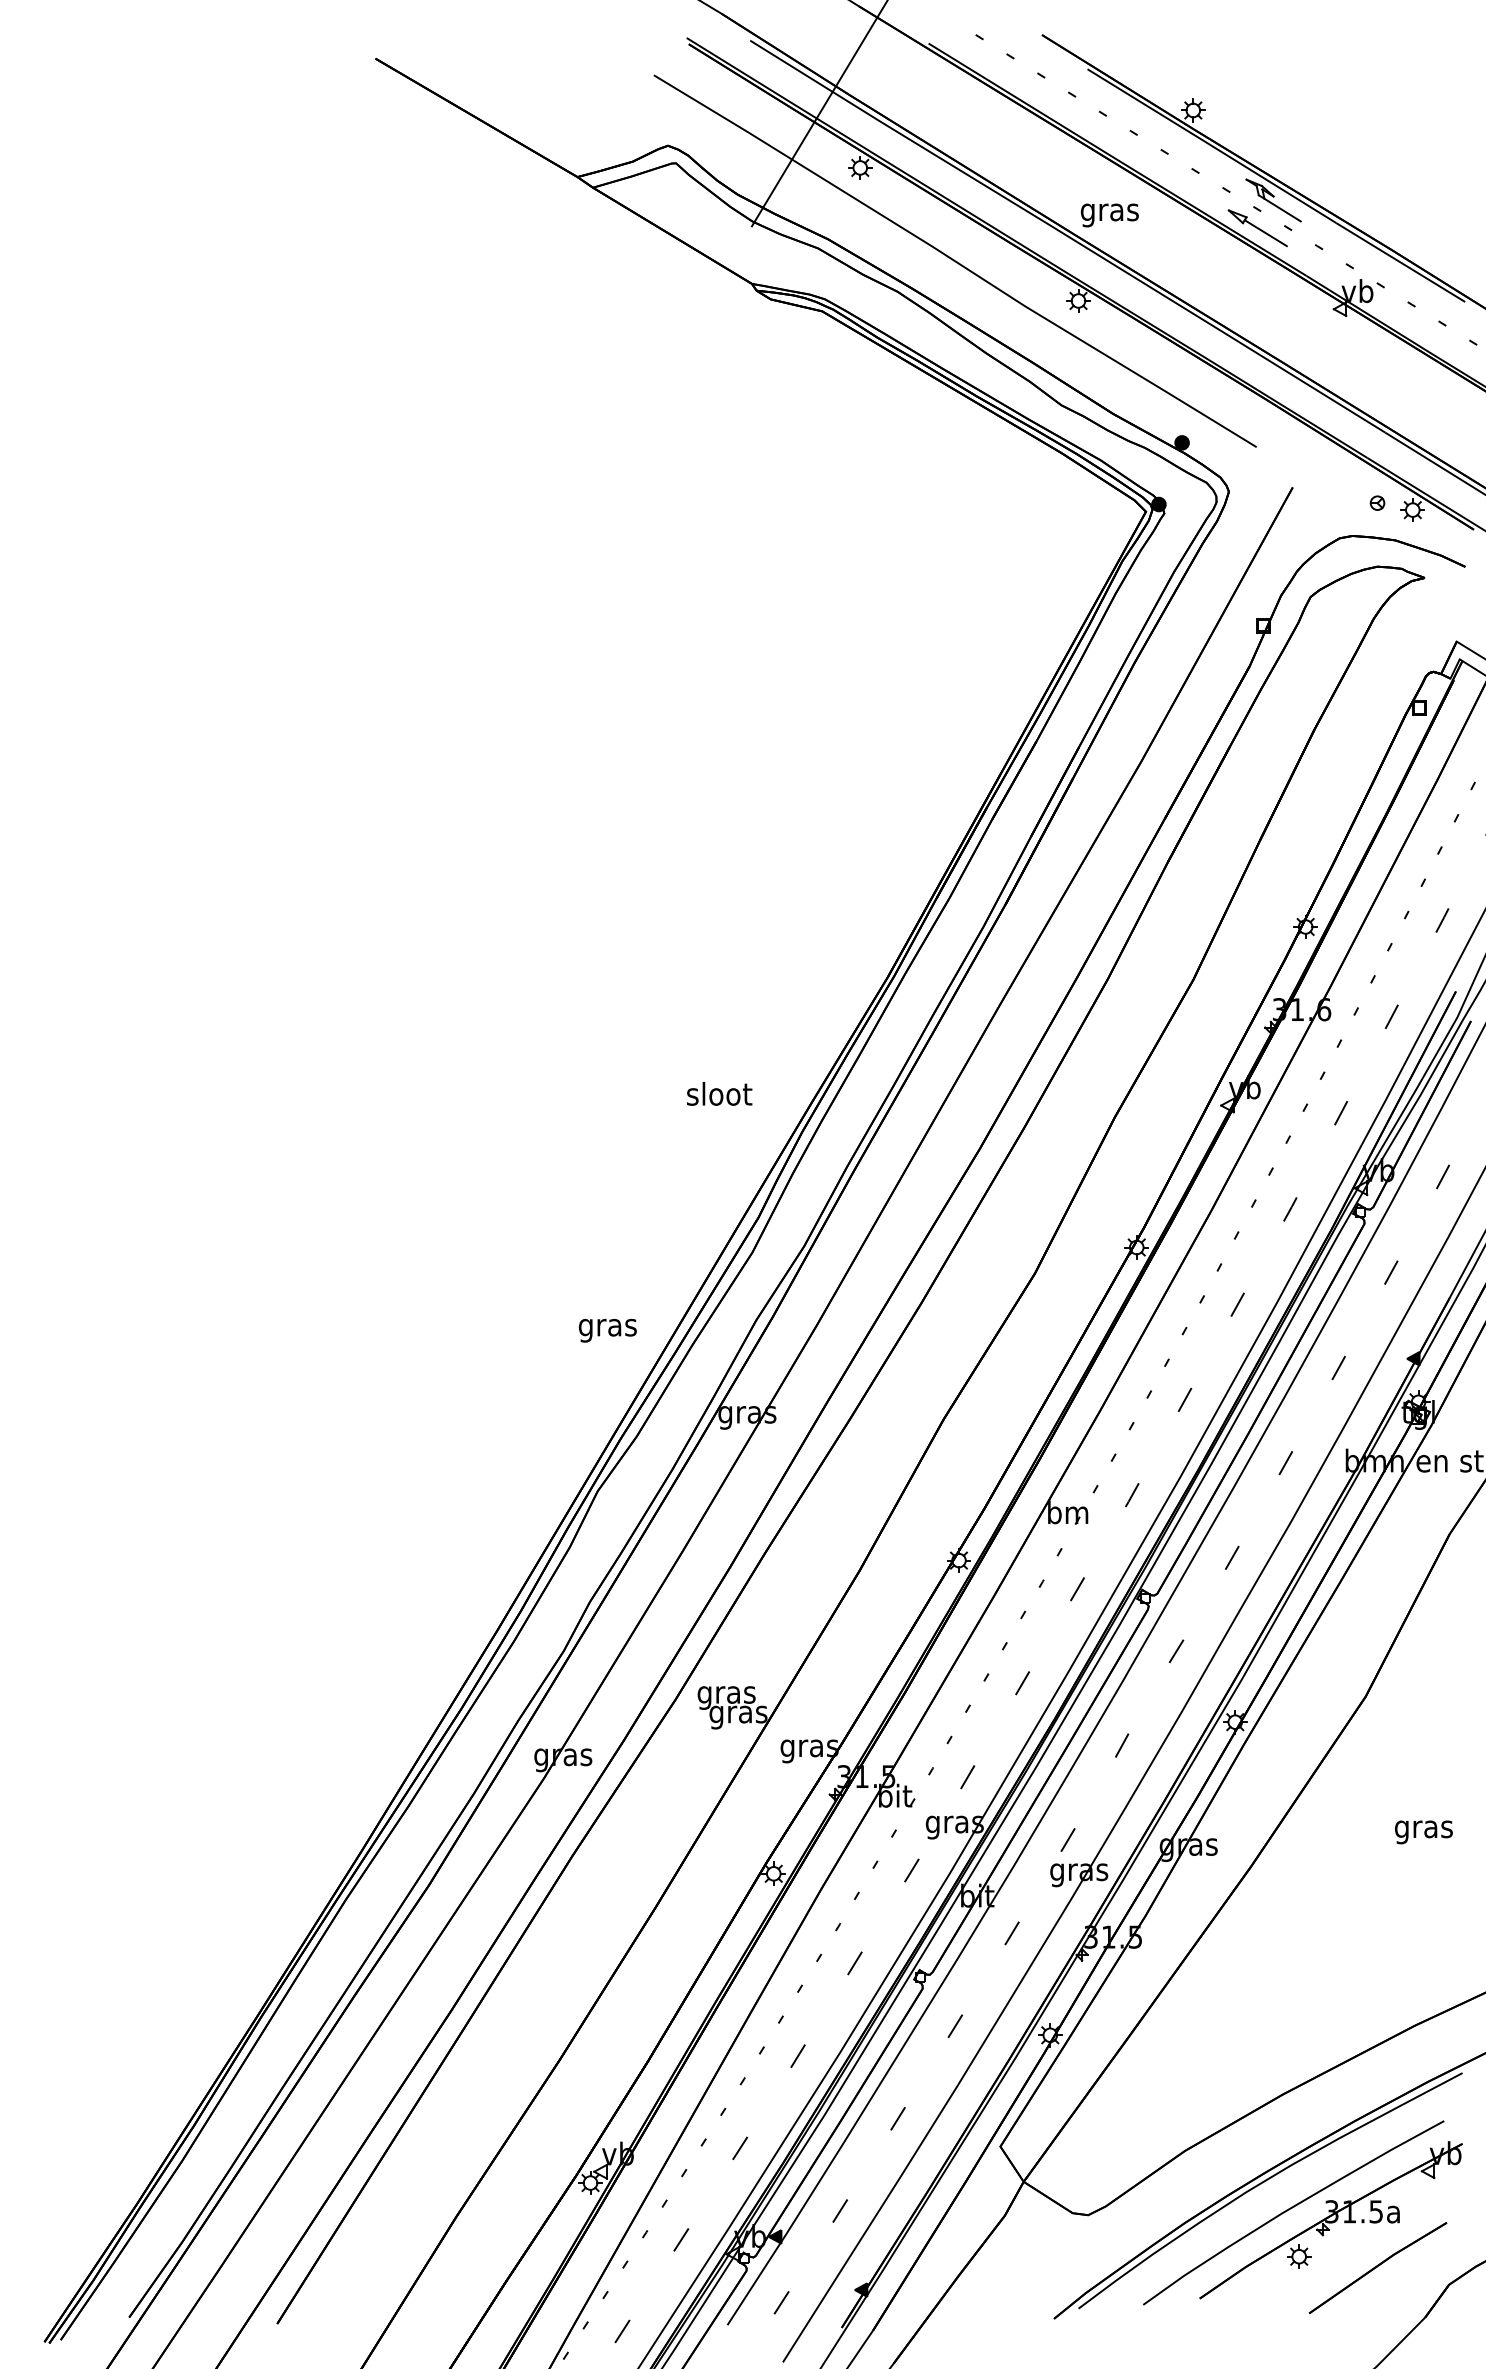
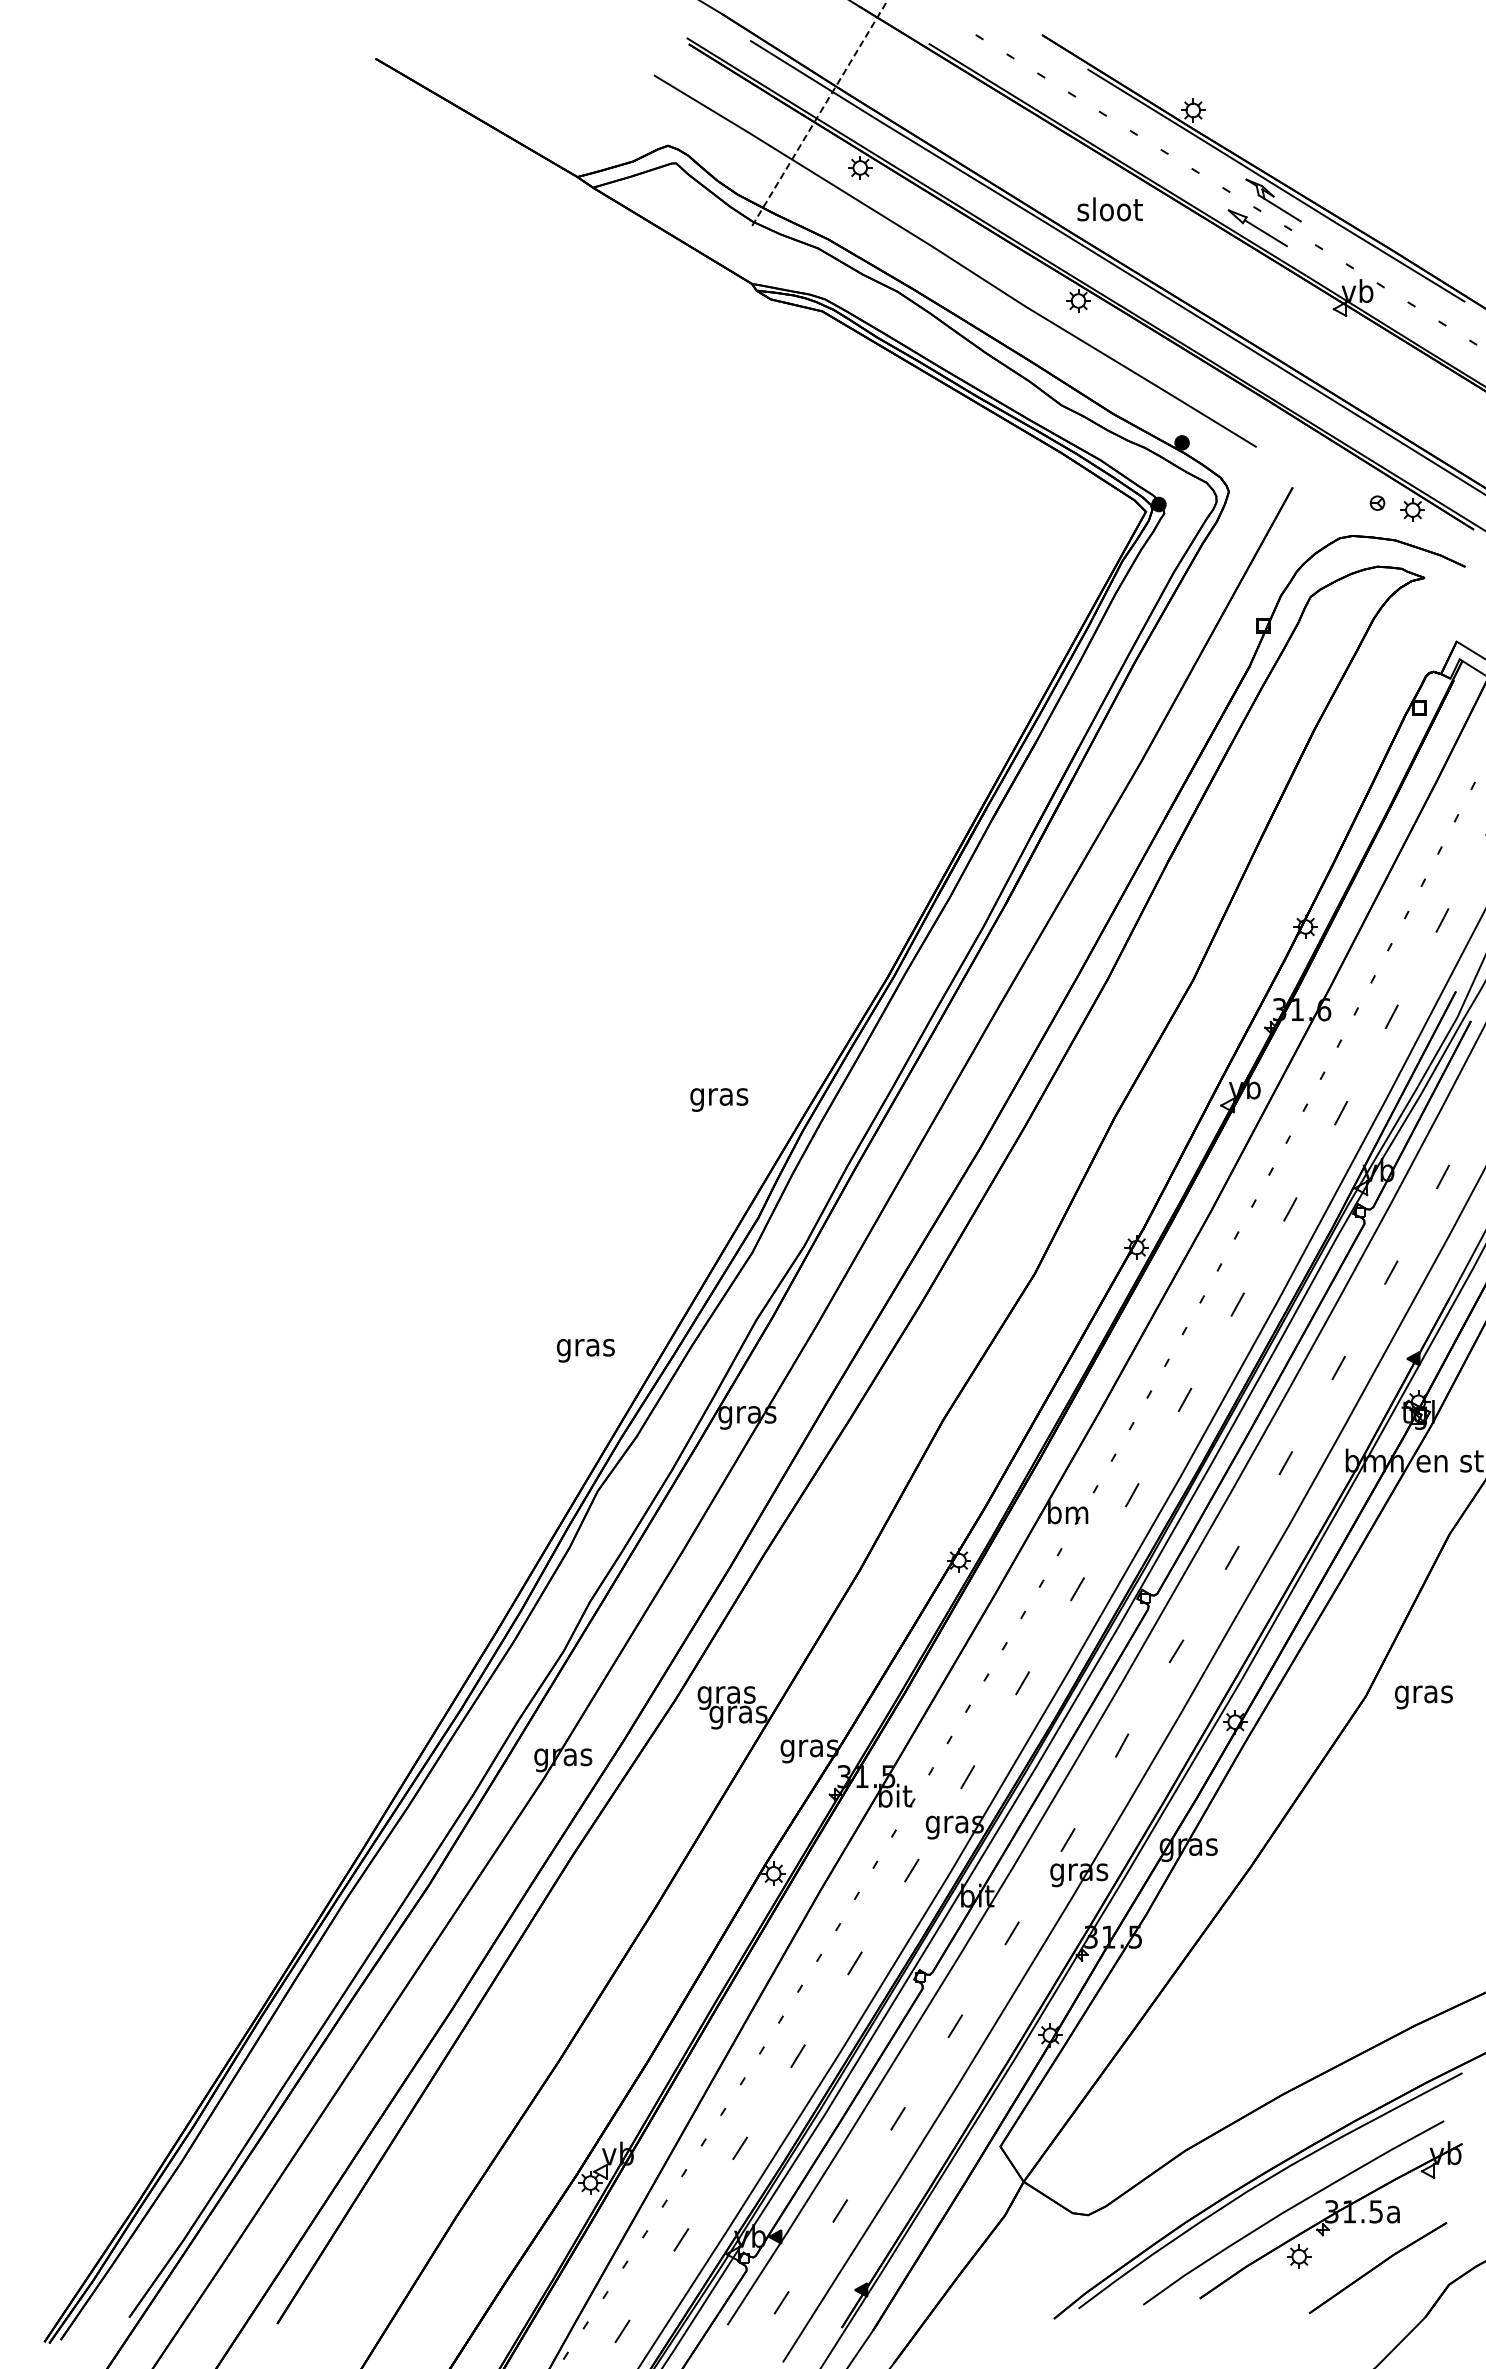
line: solid -> dashed (819, 113)
text: gras -> sloot (1109, 212)
text: sloot -> gras (719, 1096)
text position: (607, 1330) -> (585, 1350) (585, 1350)
text position: (1423, 1832) -> (1423, 1697) (1423, 1697)
